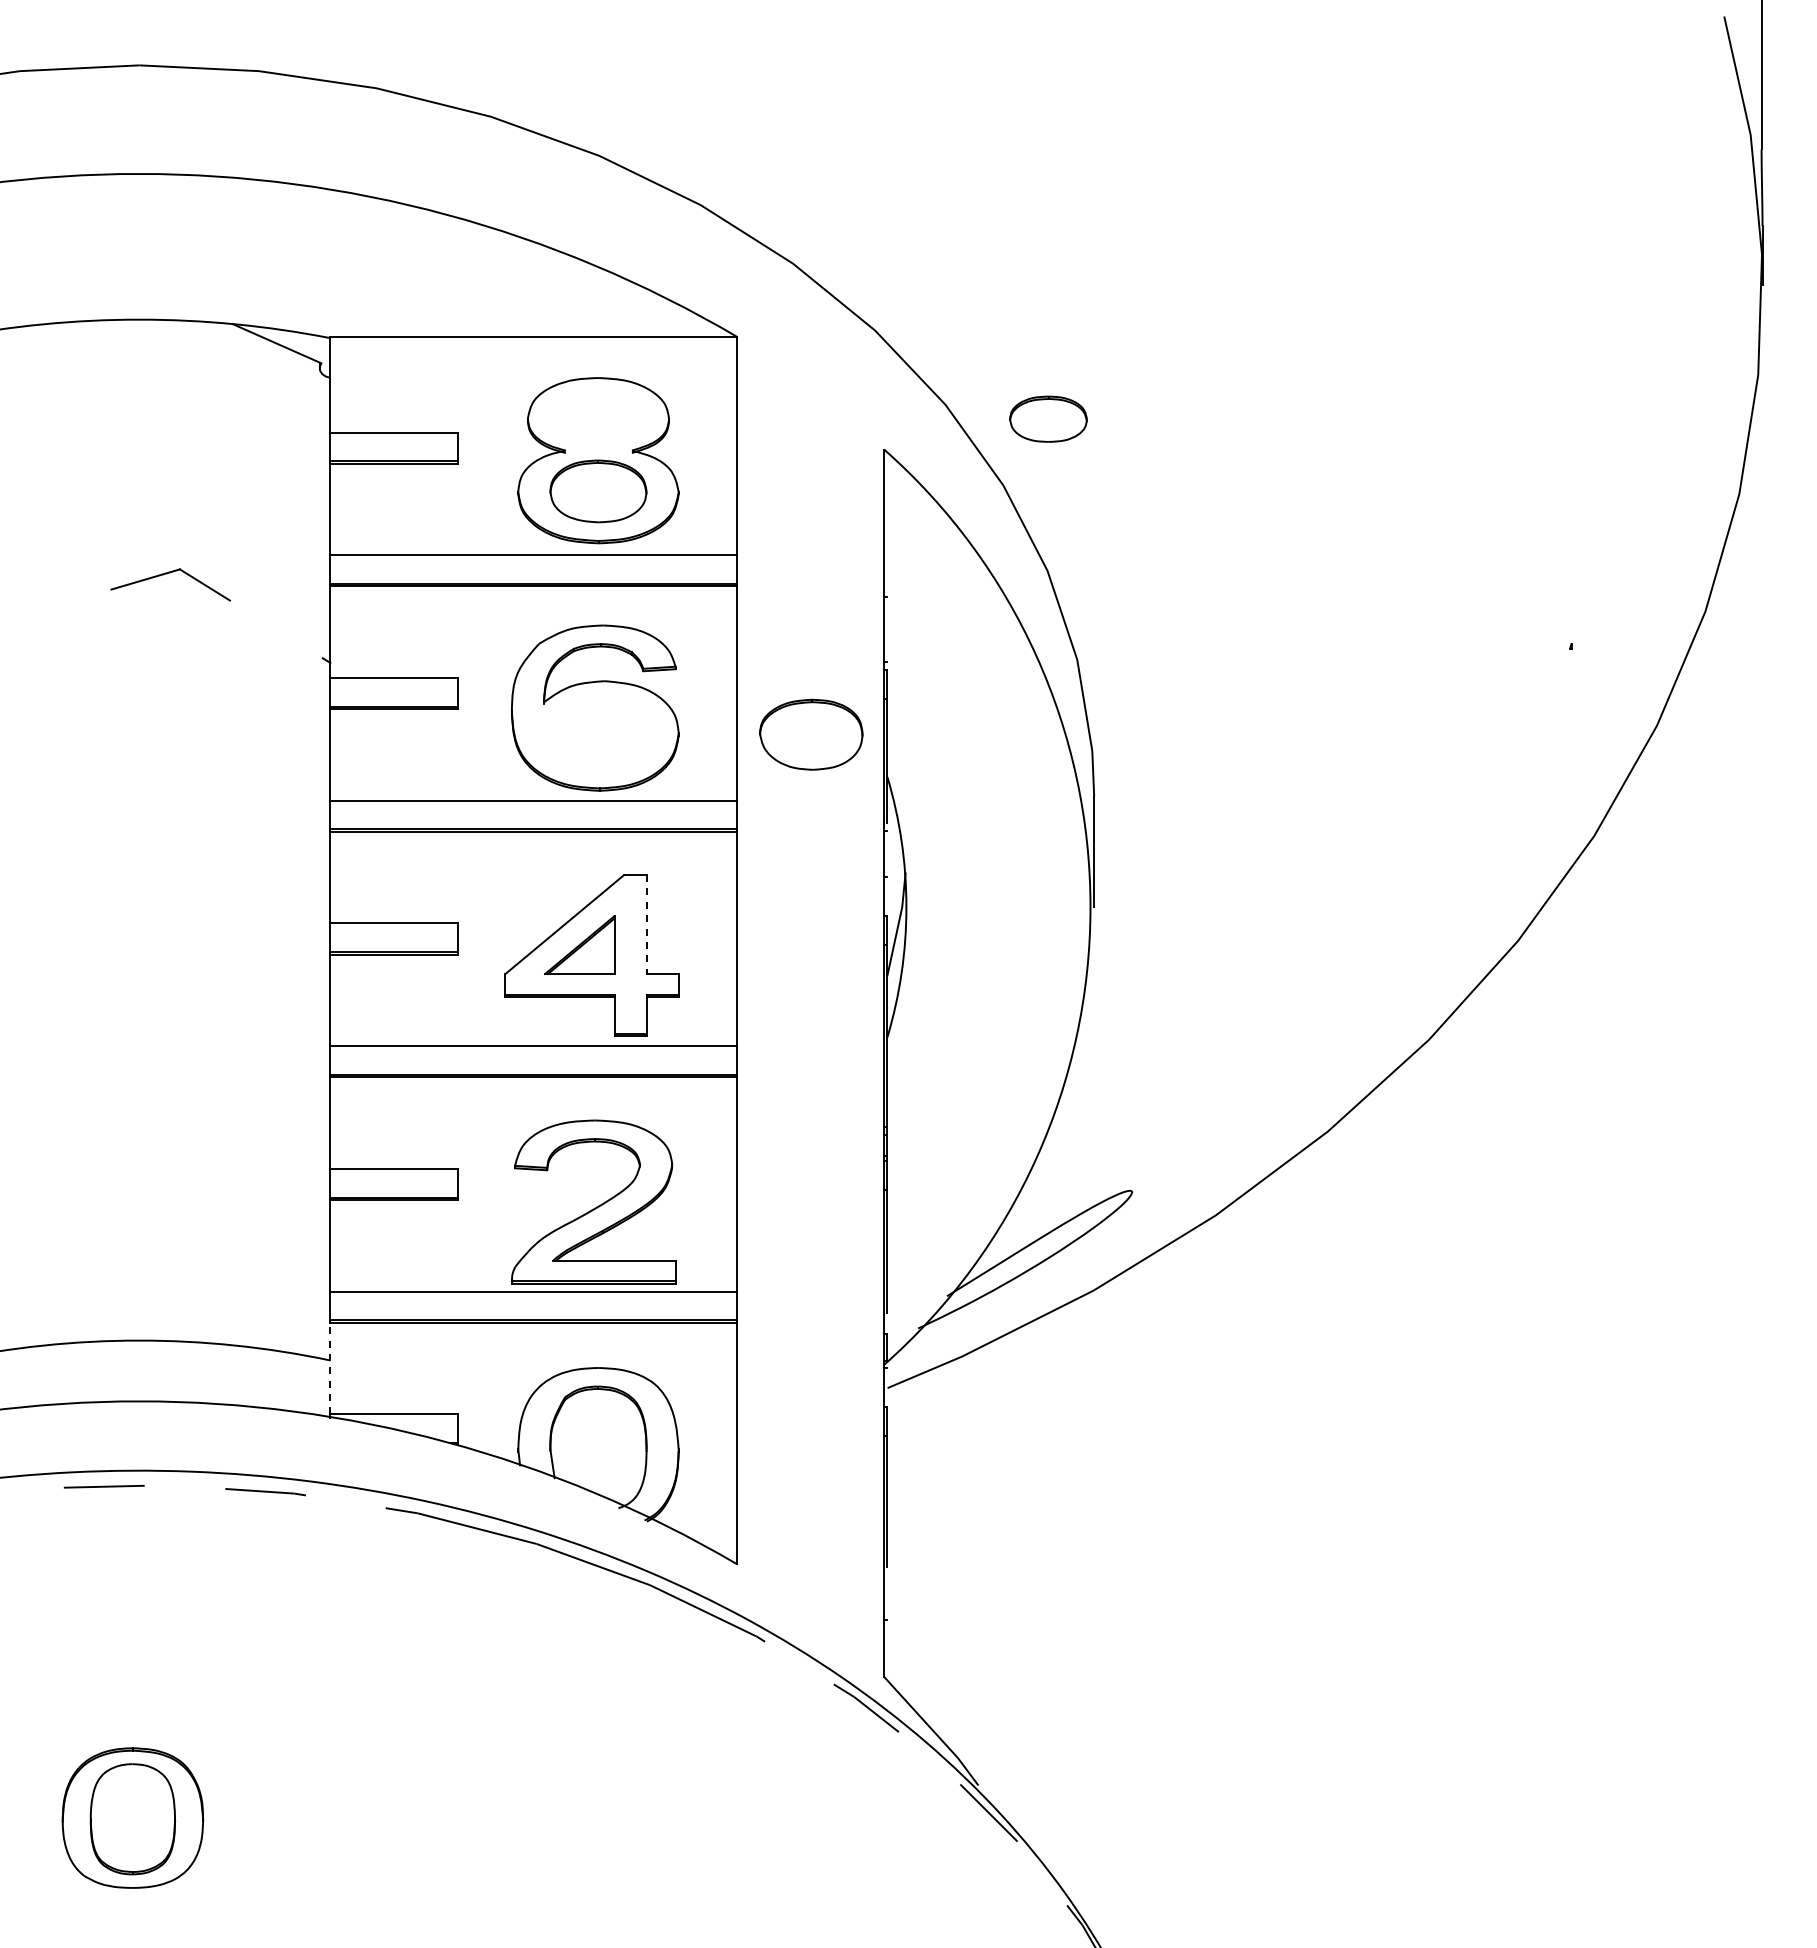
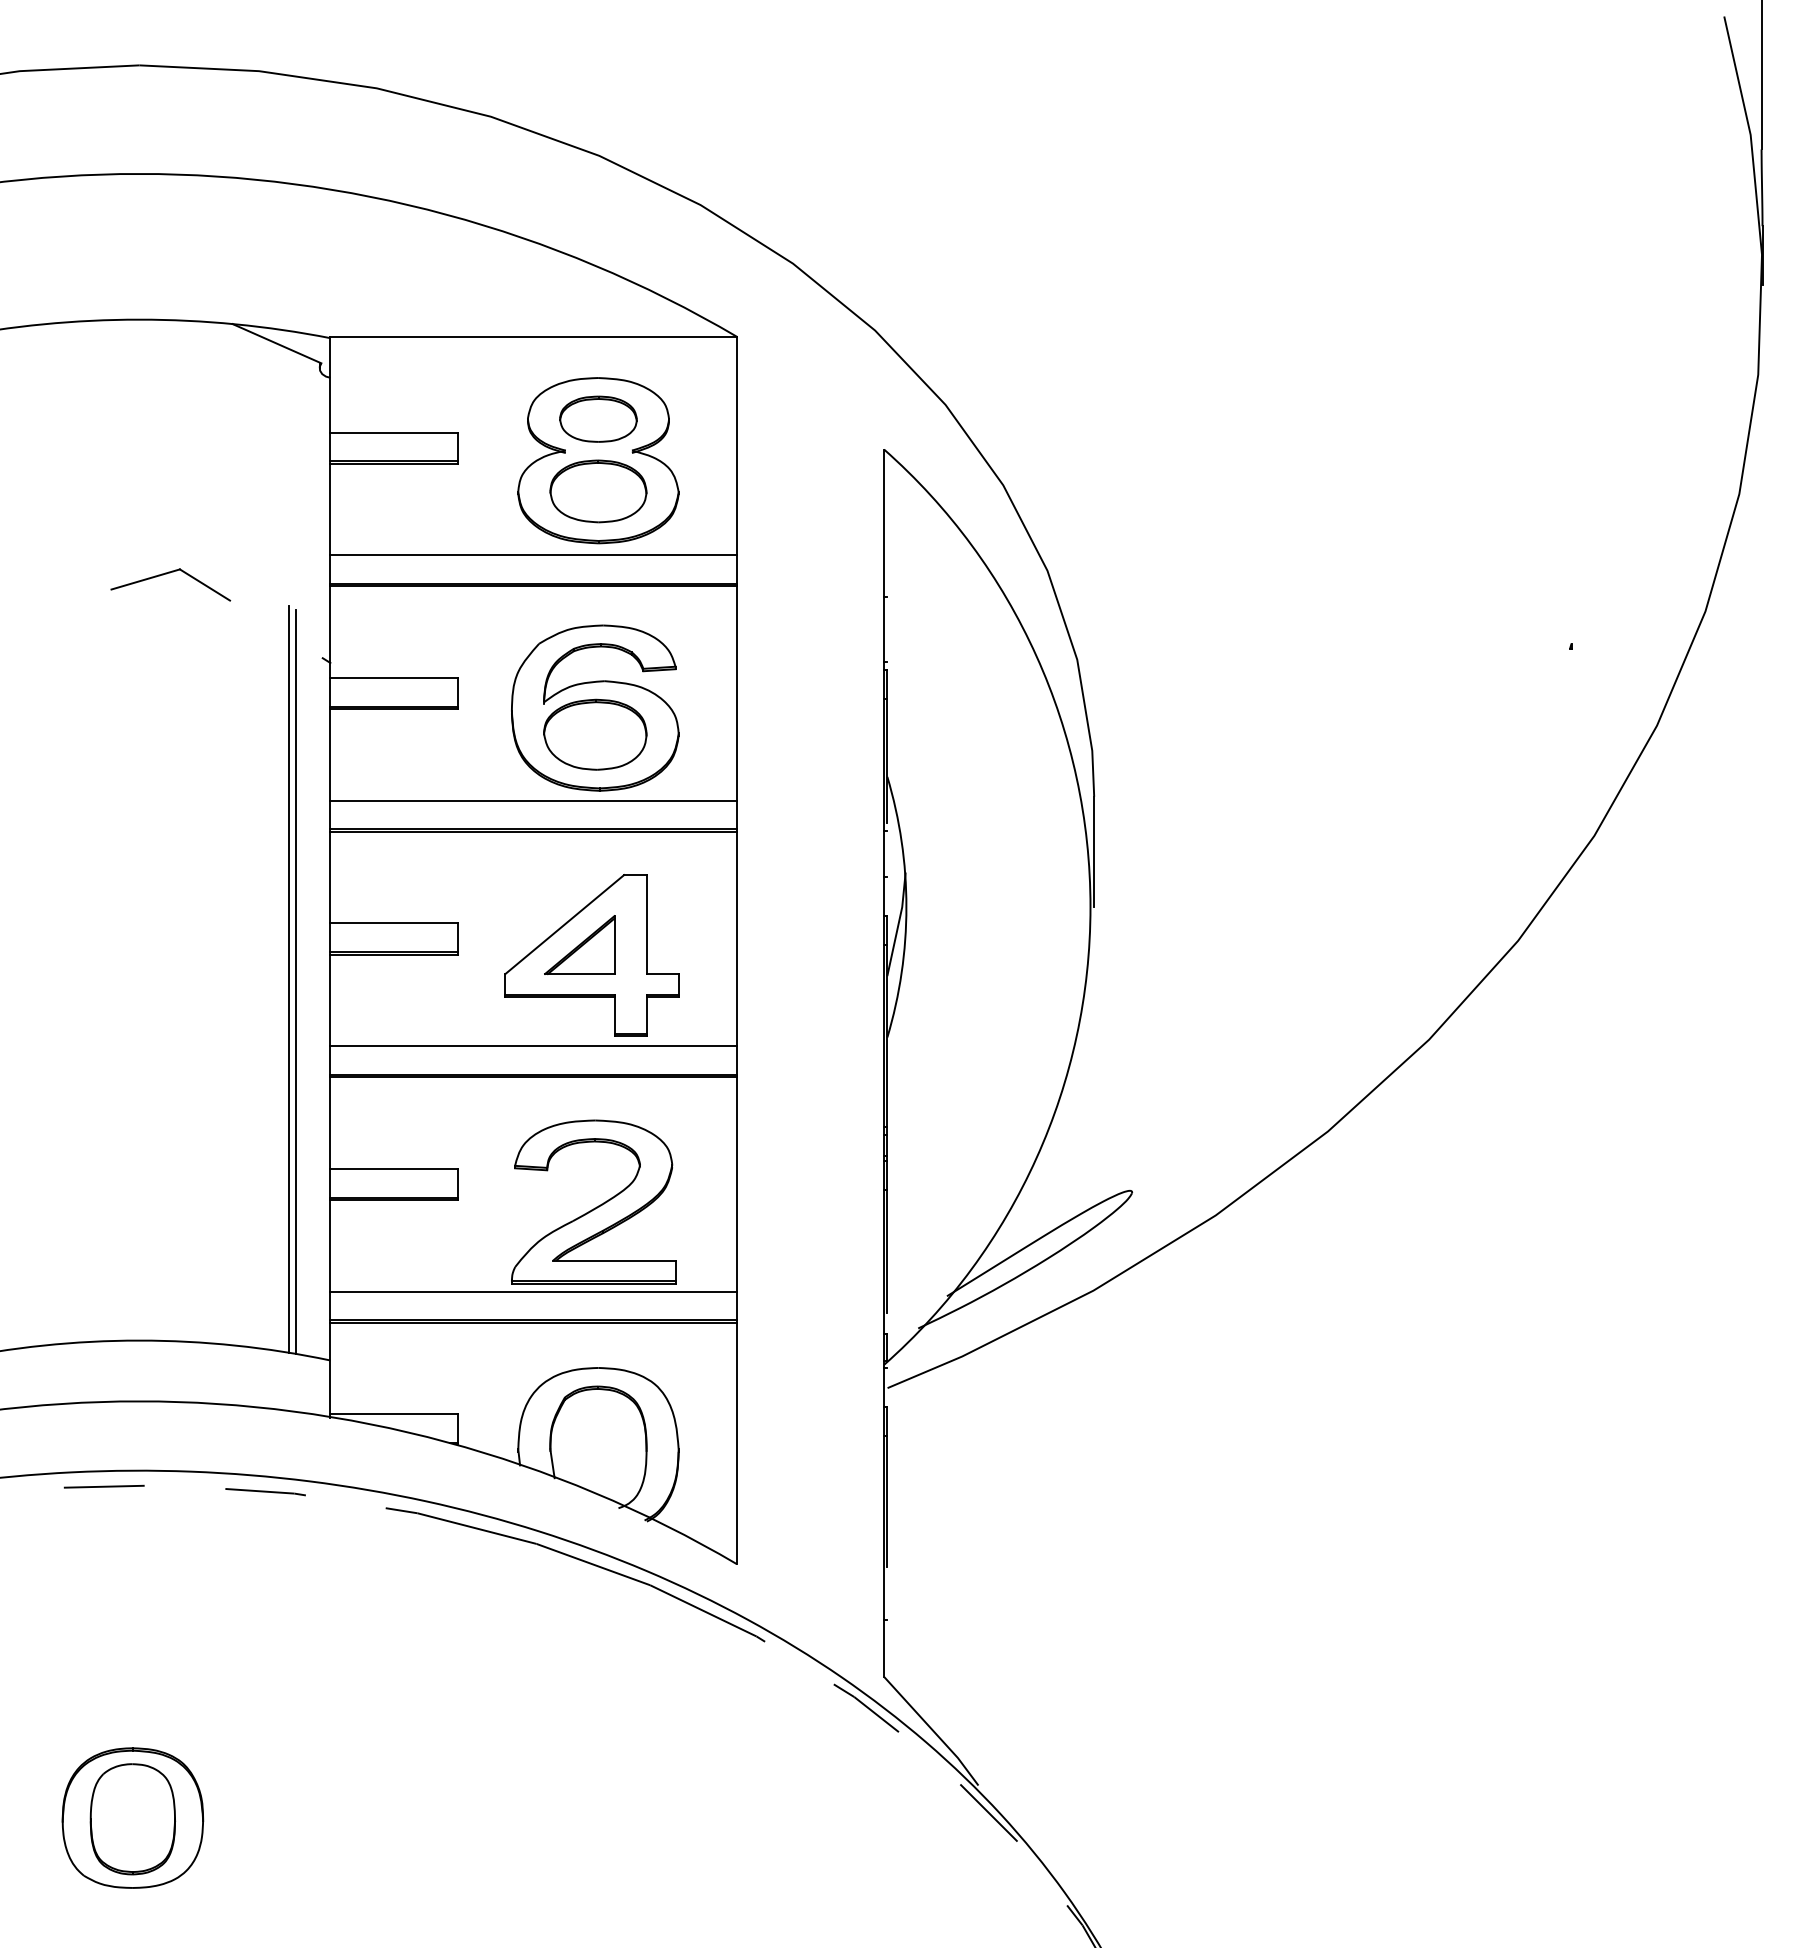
part position: (1048, 418) -> (598, 418) (598, 418)
part position: (811, 734) -> (595, 734) (595, 734)
line: dashed -> solid (646, 925)
line: none -> present (288, 979)
line: none -> present (296, 981)
line: dashed -> solid (330, 1368)
